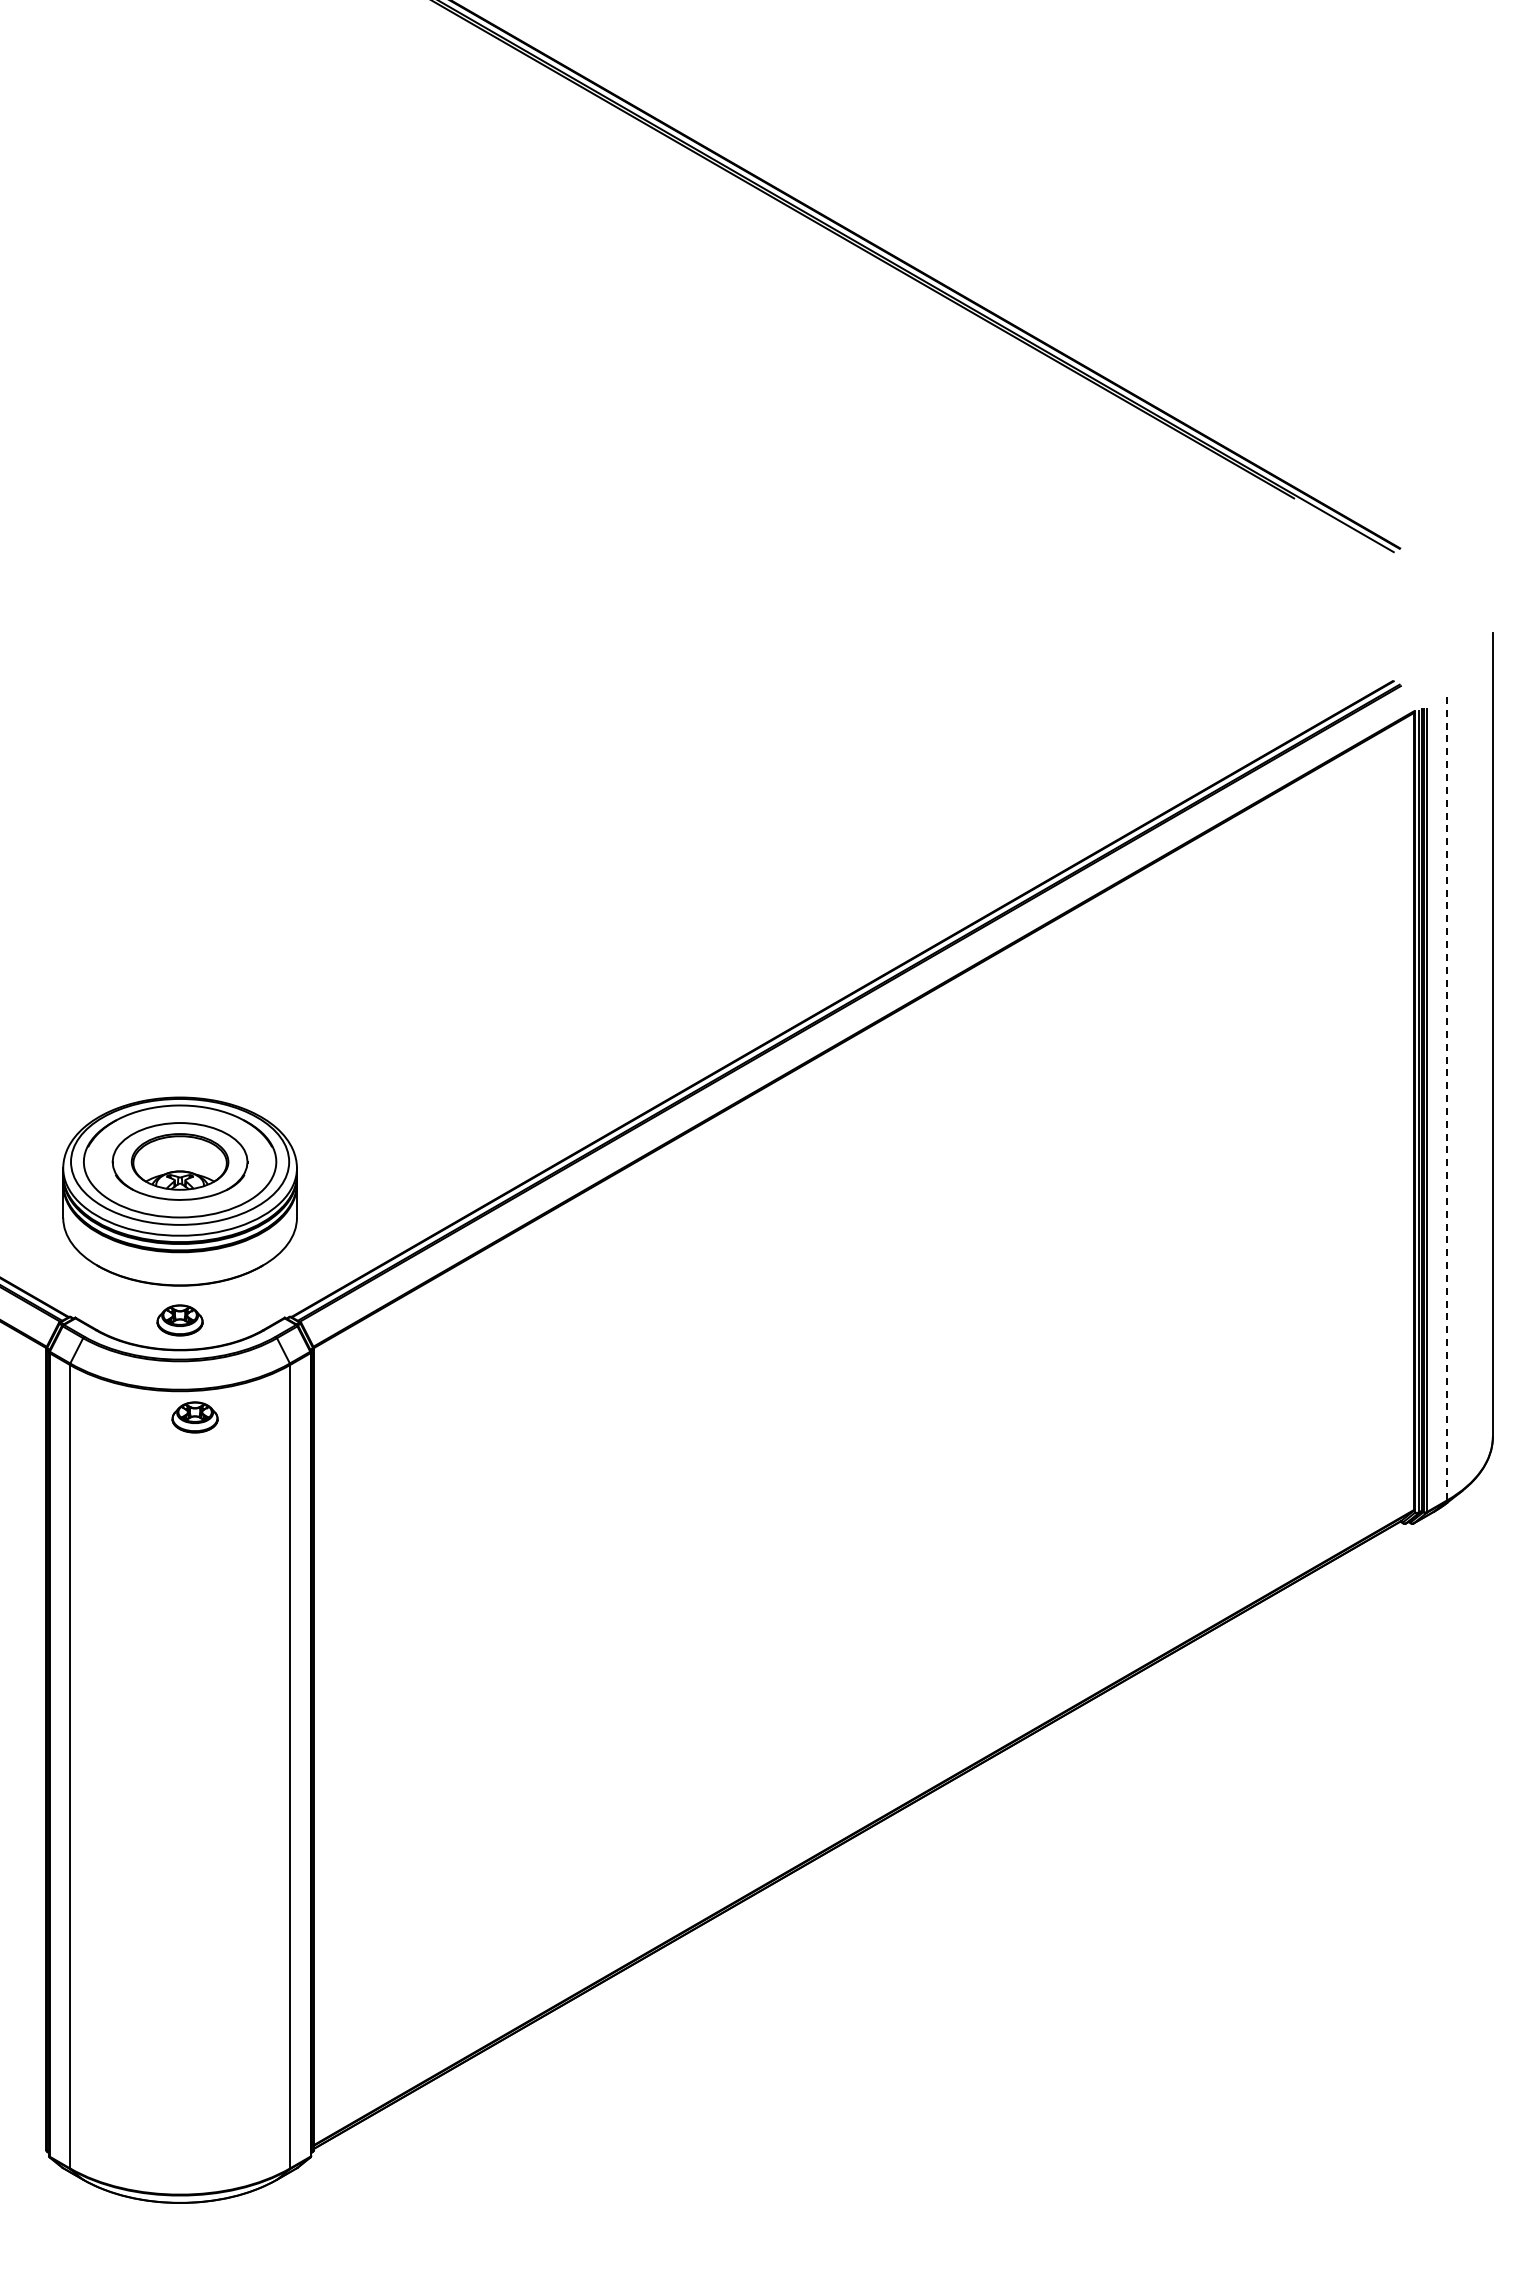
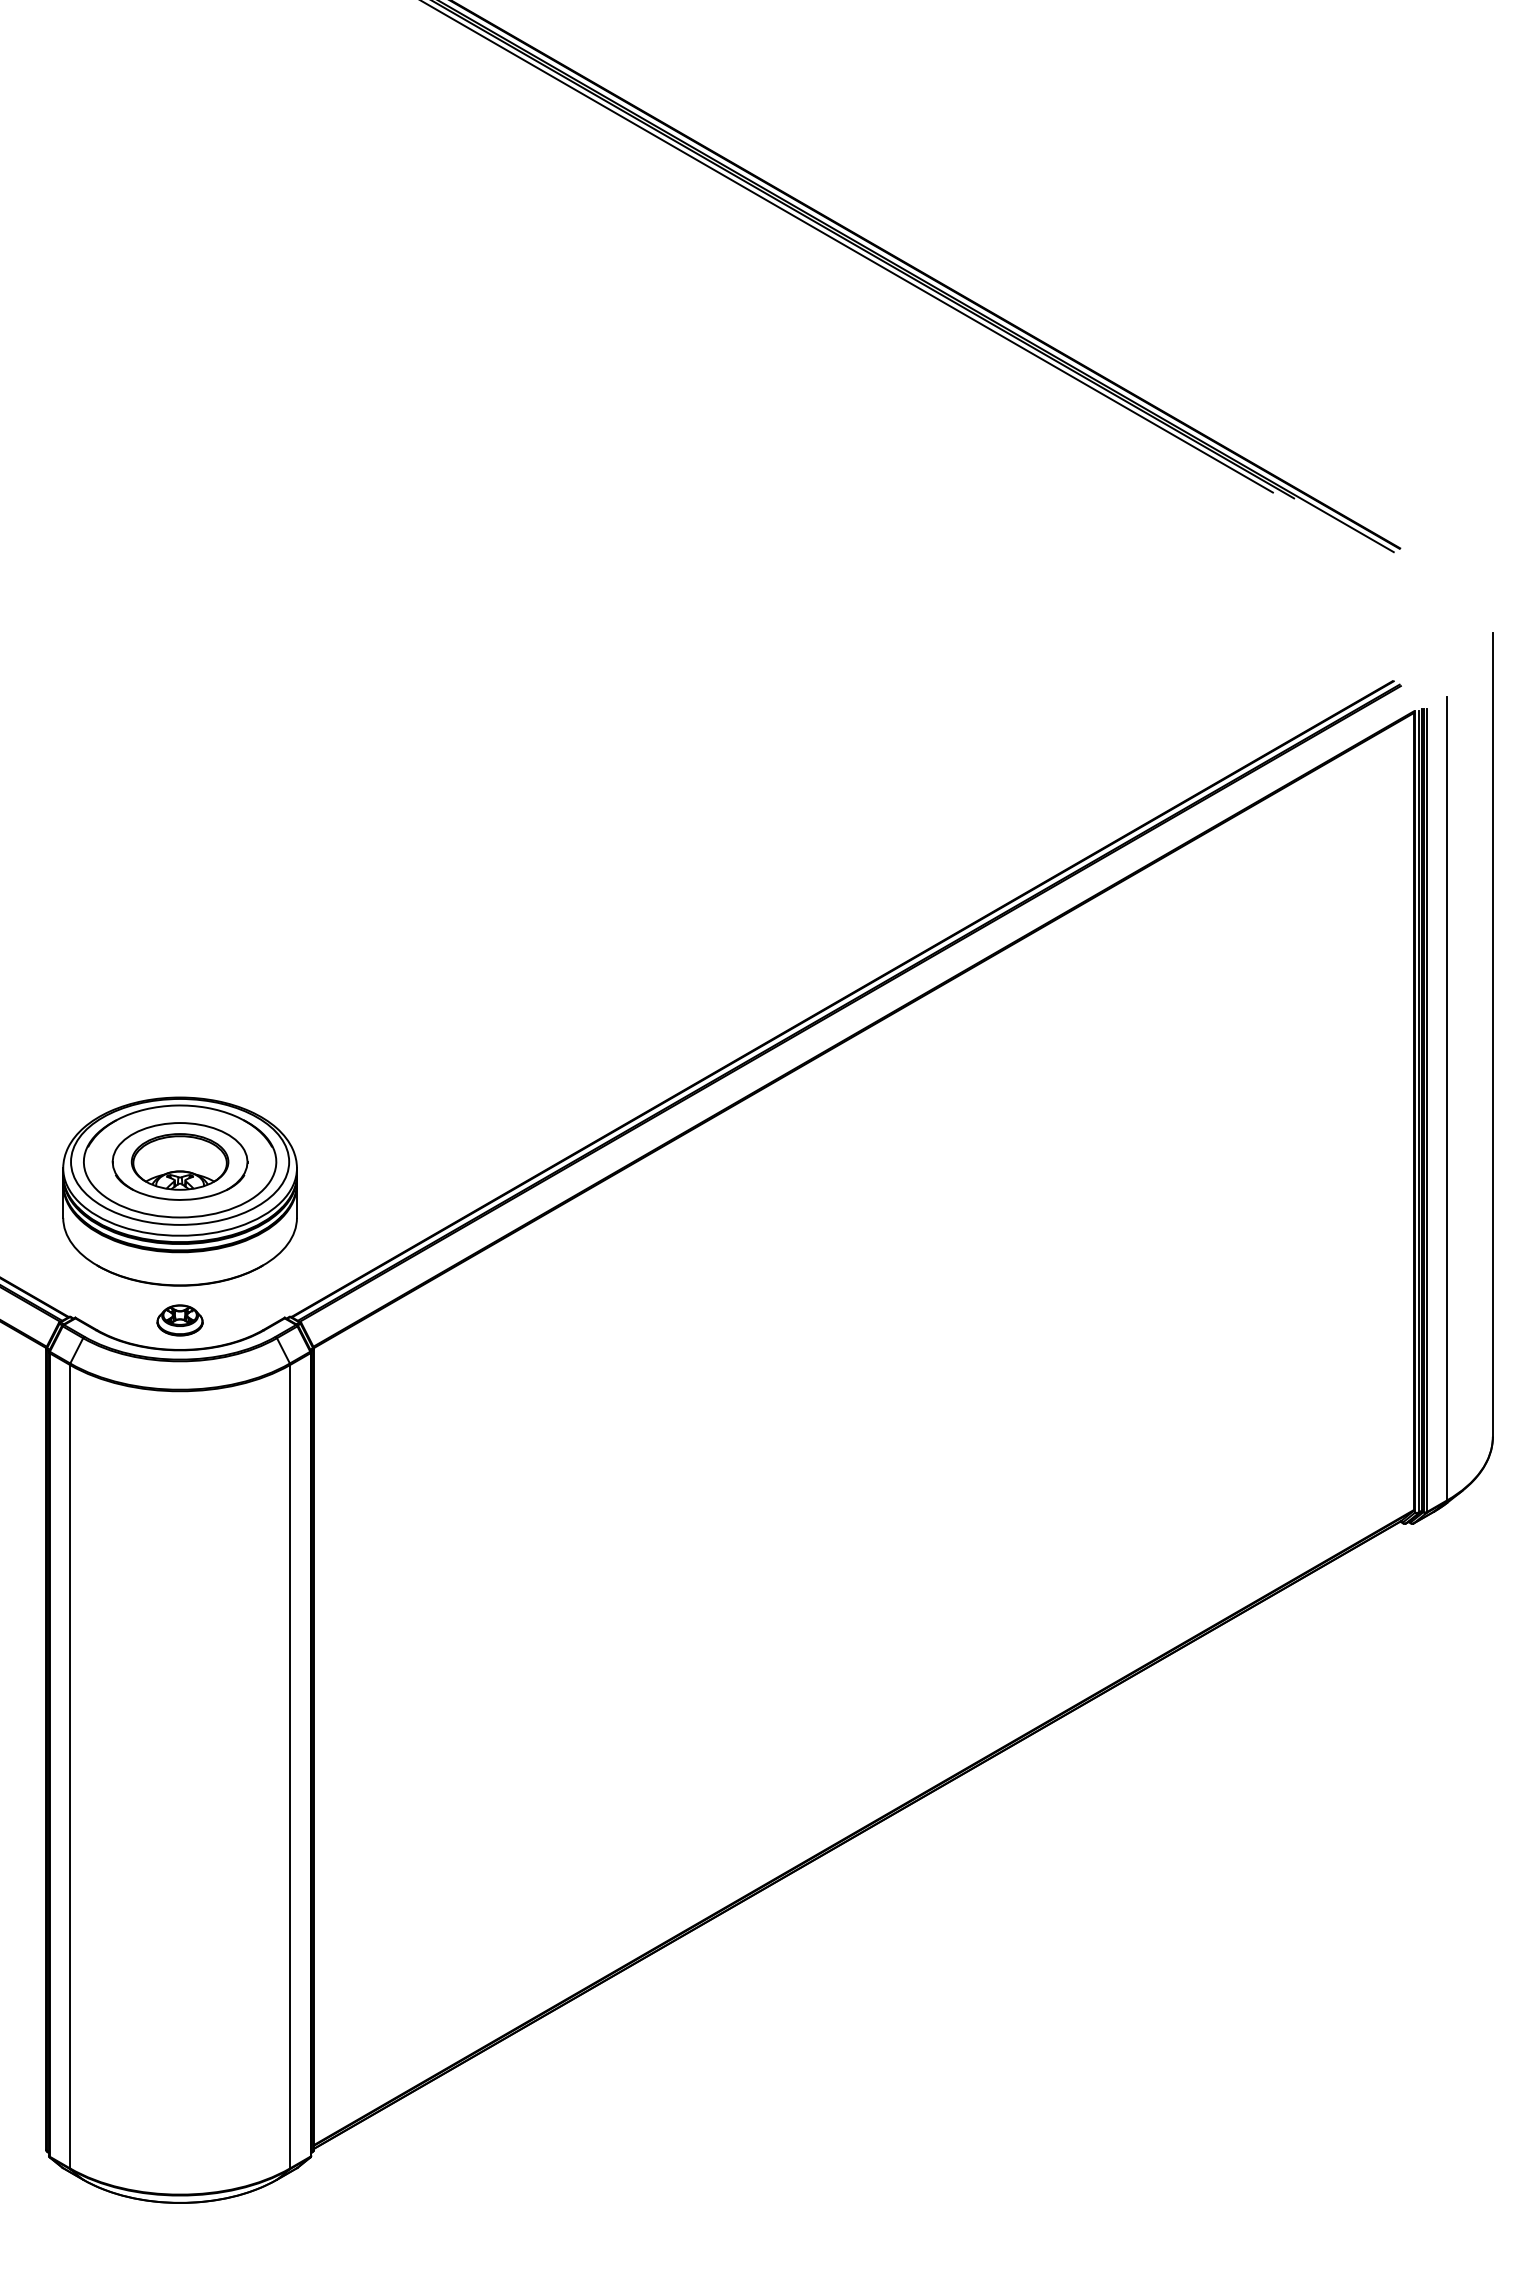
line: none -> present (848, 247)
line: dashed -> solid (1447, 1098)
part: present -> none (194, 1417)
